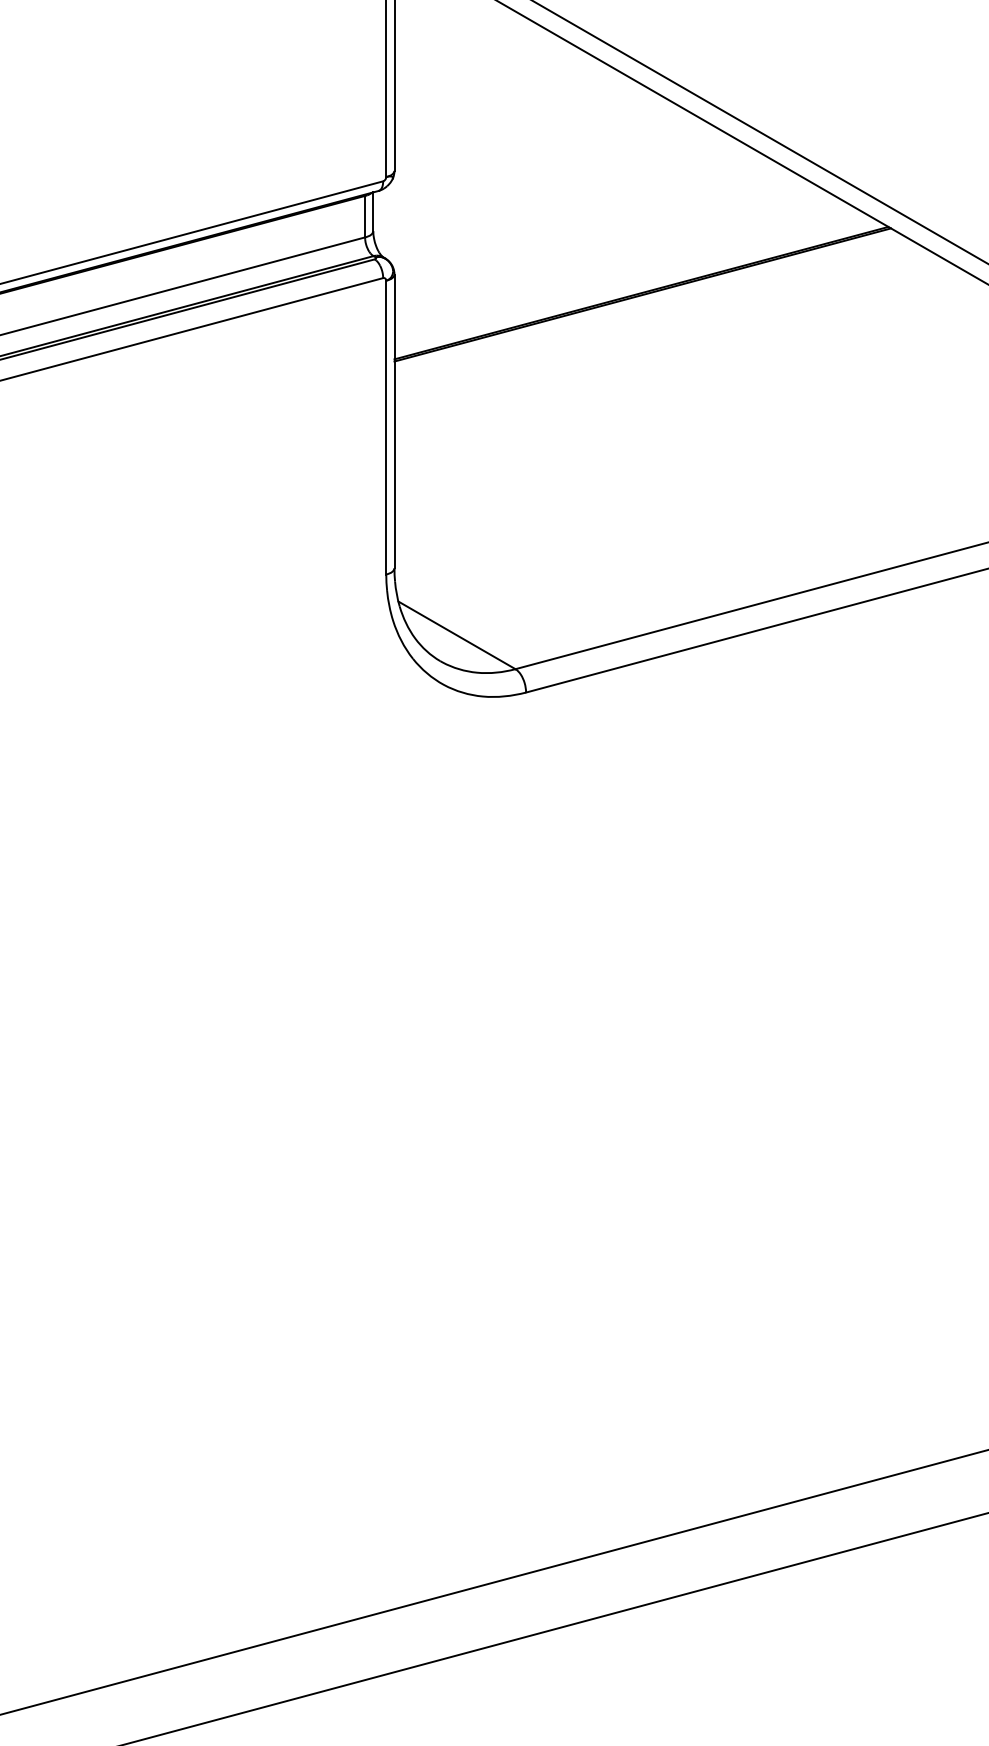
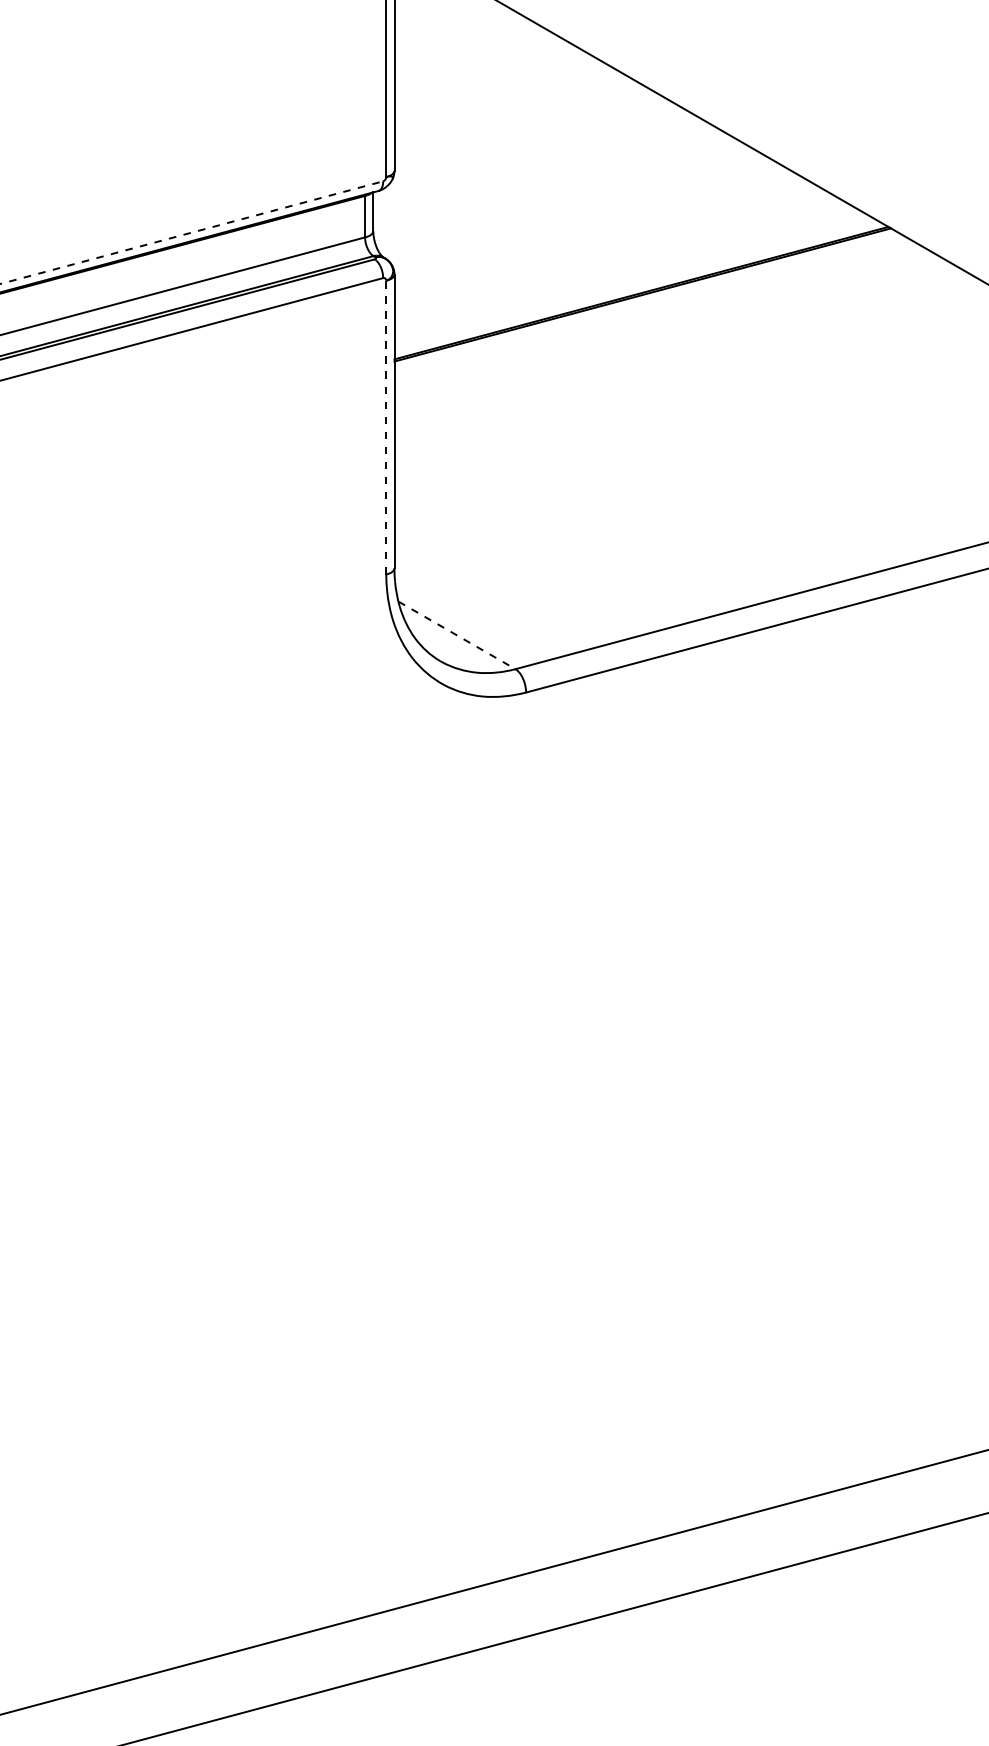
line: present -> none (759, 132)
line: solid -> dashed (192, 232)
line: solid -> dashed (386, 427)
line: solid -> dashed (457, 635)
